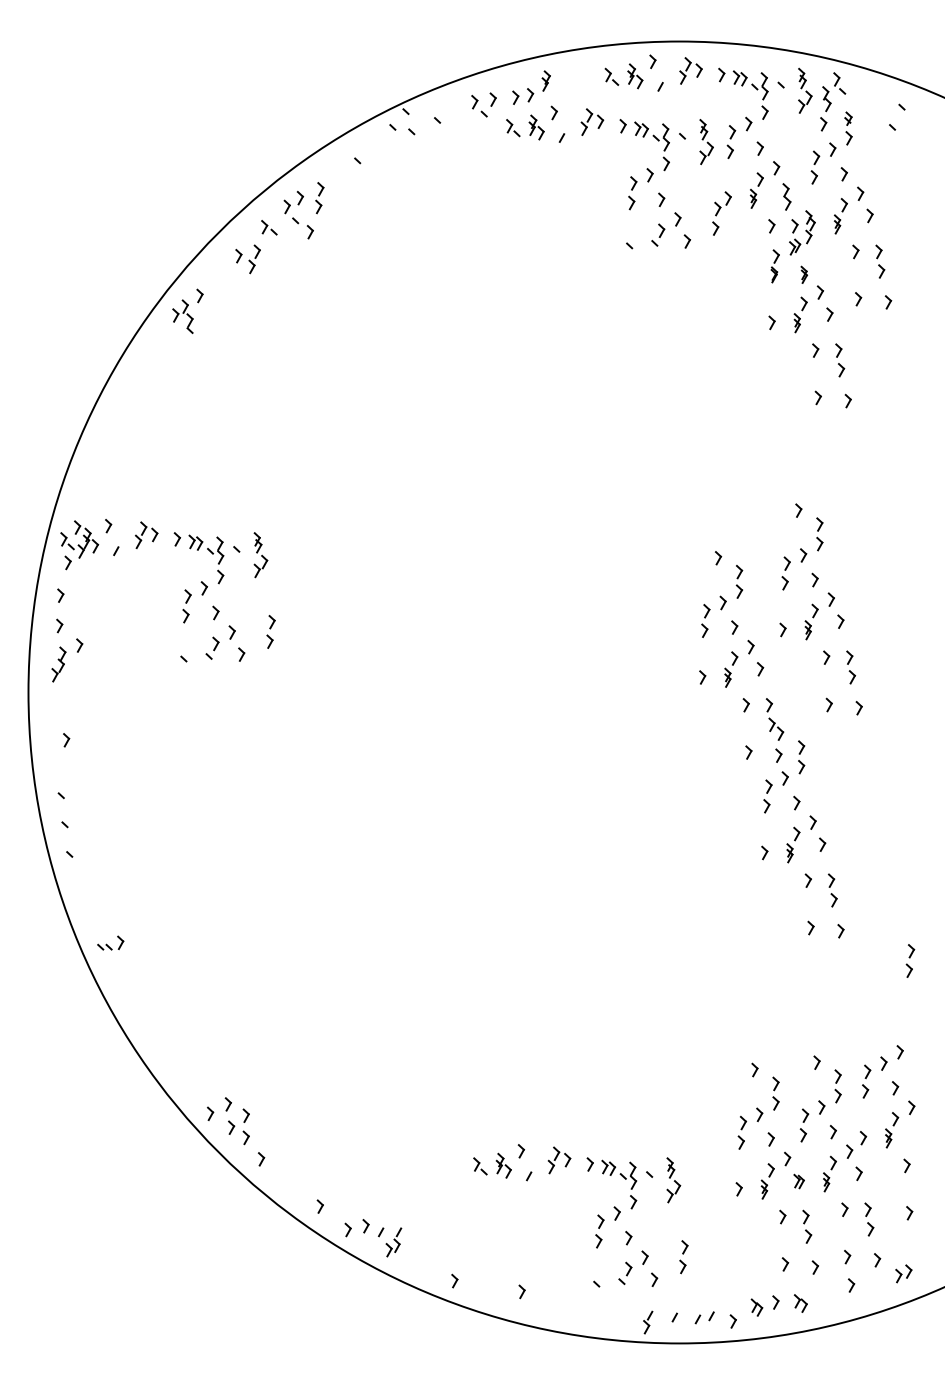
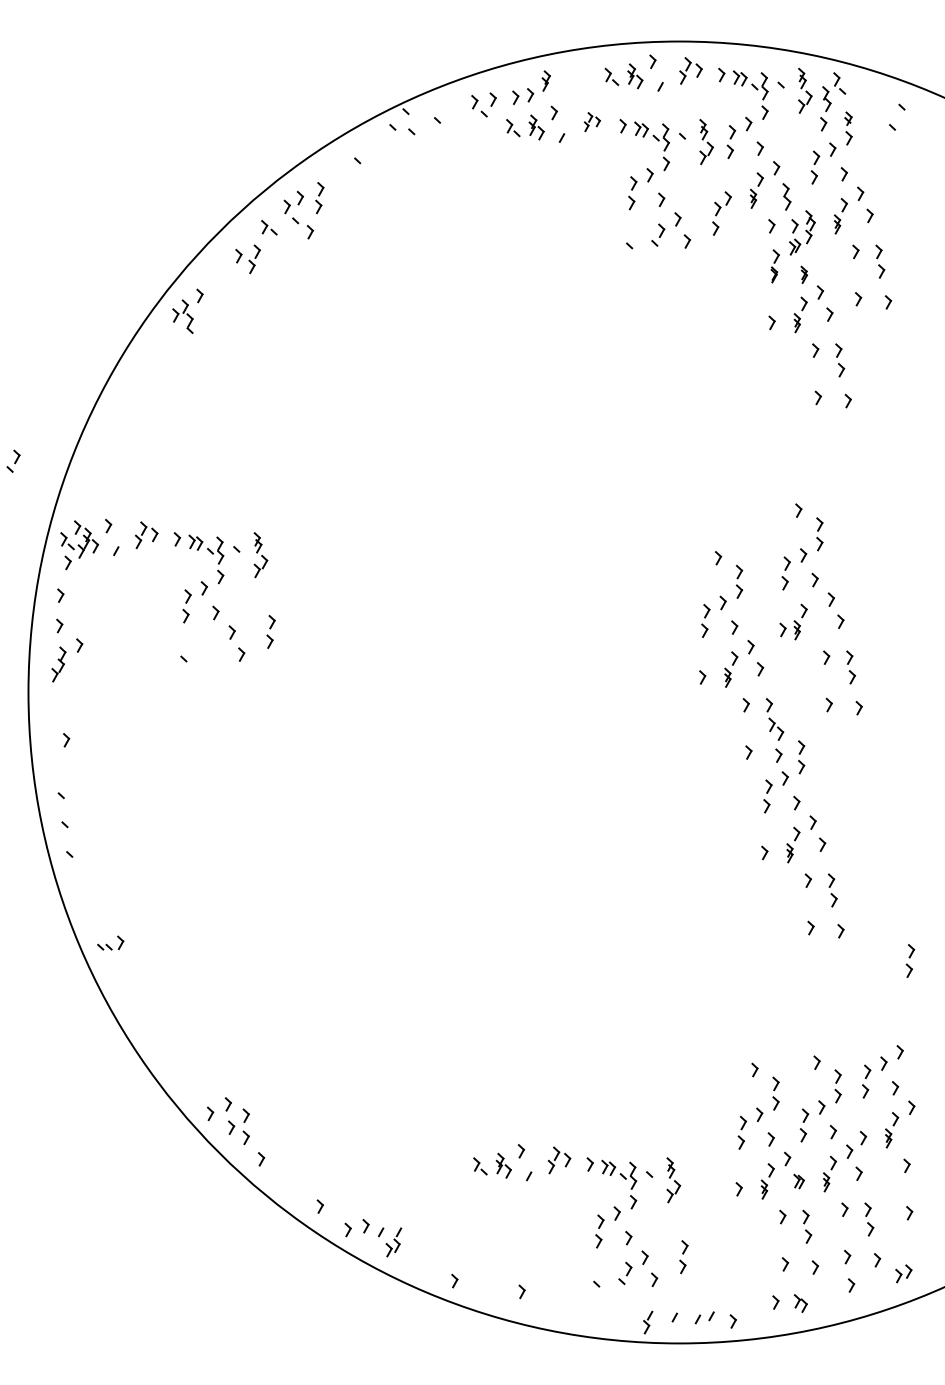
part size: 25x28 px -> 18x21 px (591, 122)
part position: (811, 621) -> (800, 621) (800, 621)
part position: (212, 647) -> (13, 460) (13, 460)
part: present -> none (756, 1307)
